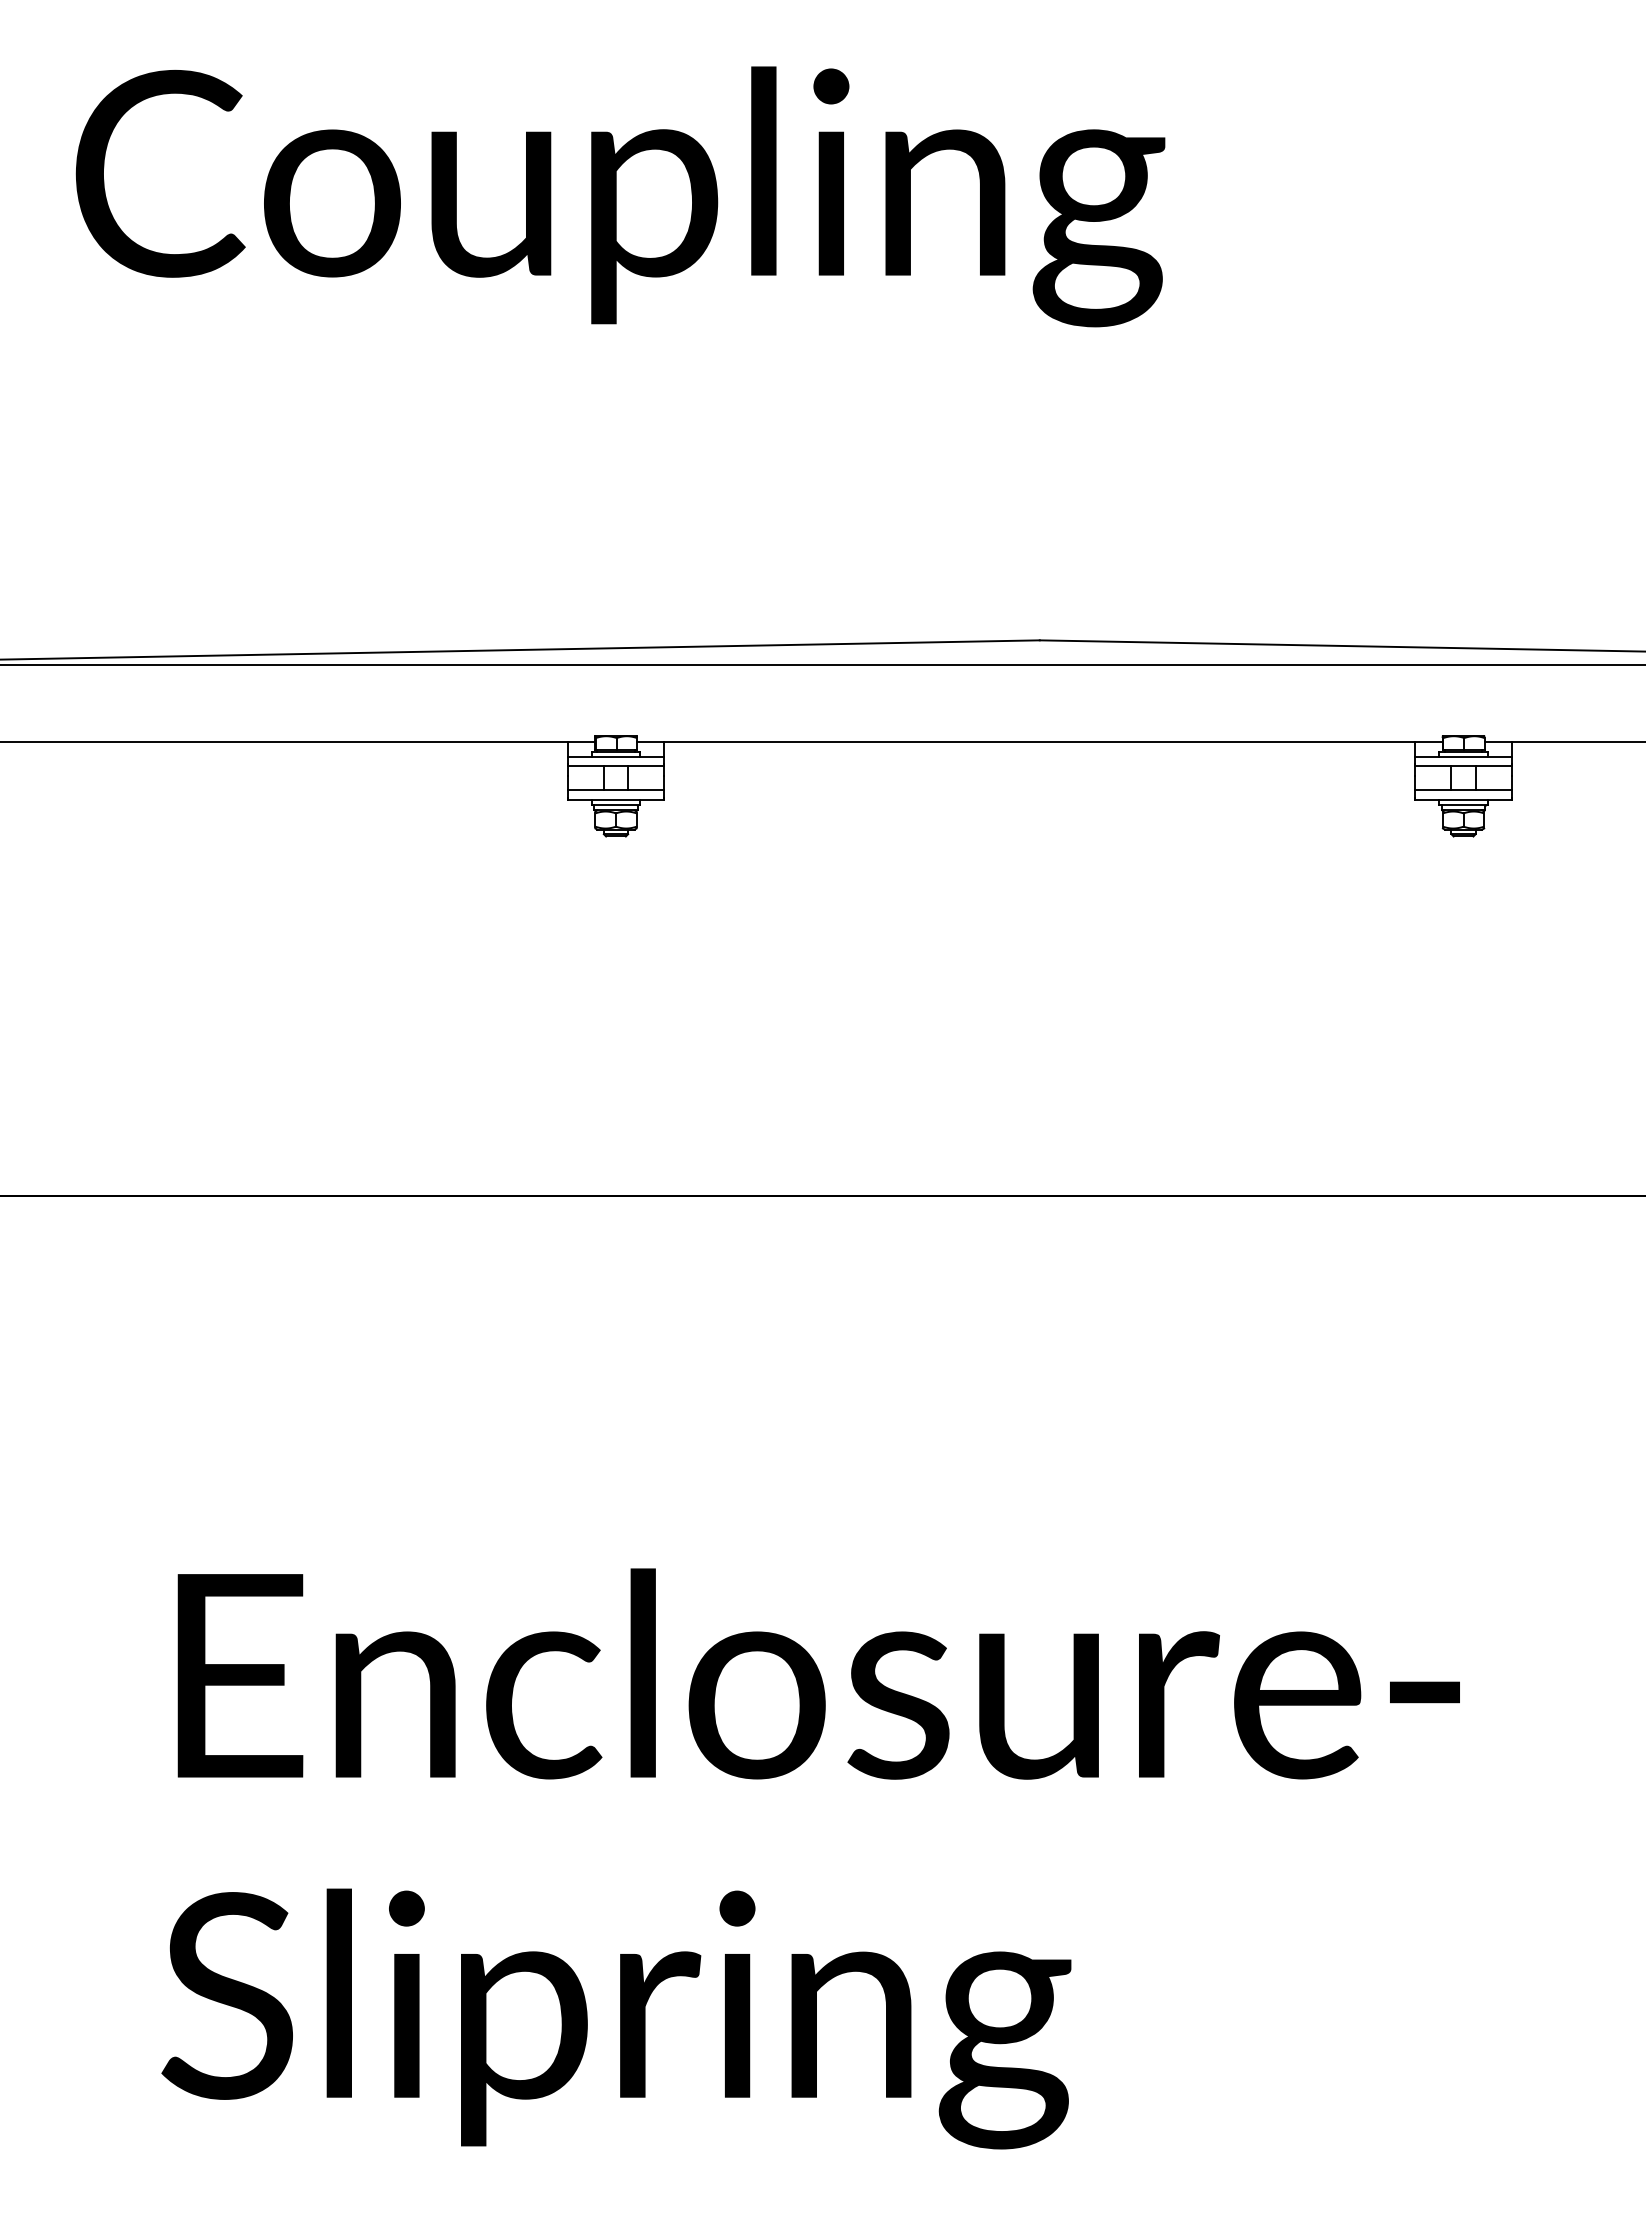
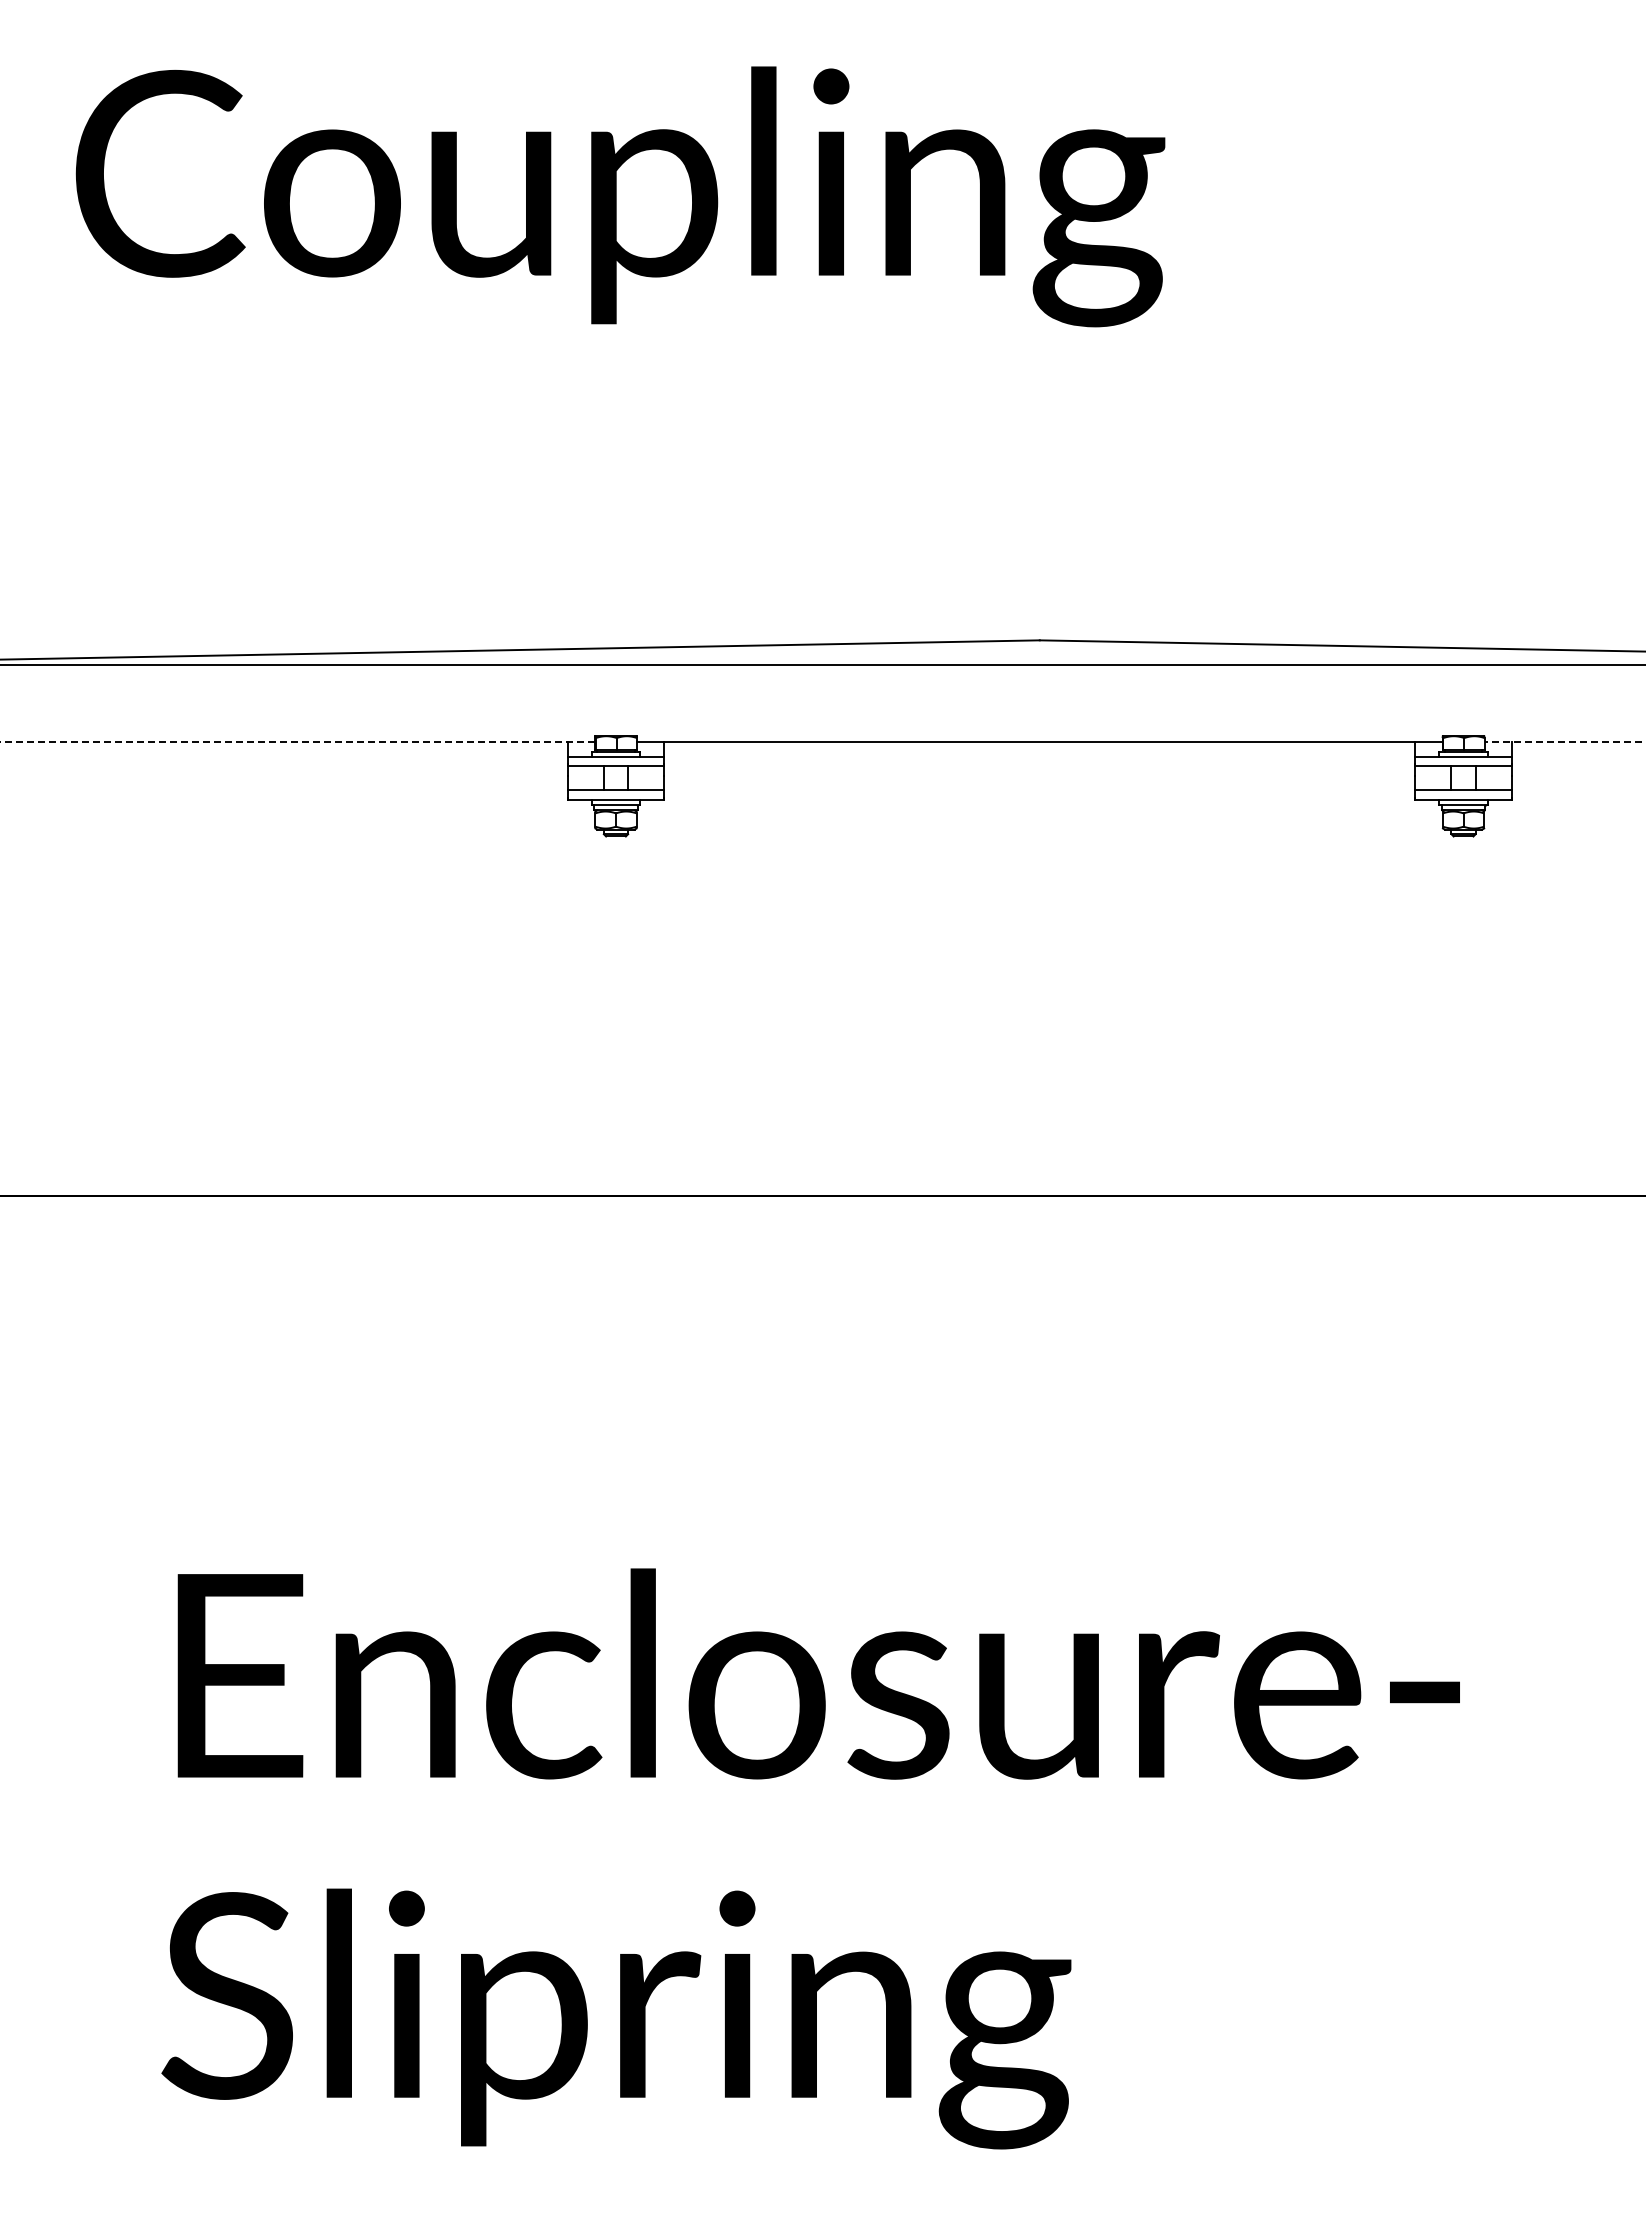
line: solid -> dashed (297, 742)
line: solid -> dashed (1564, 742)
